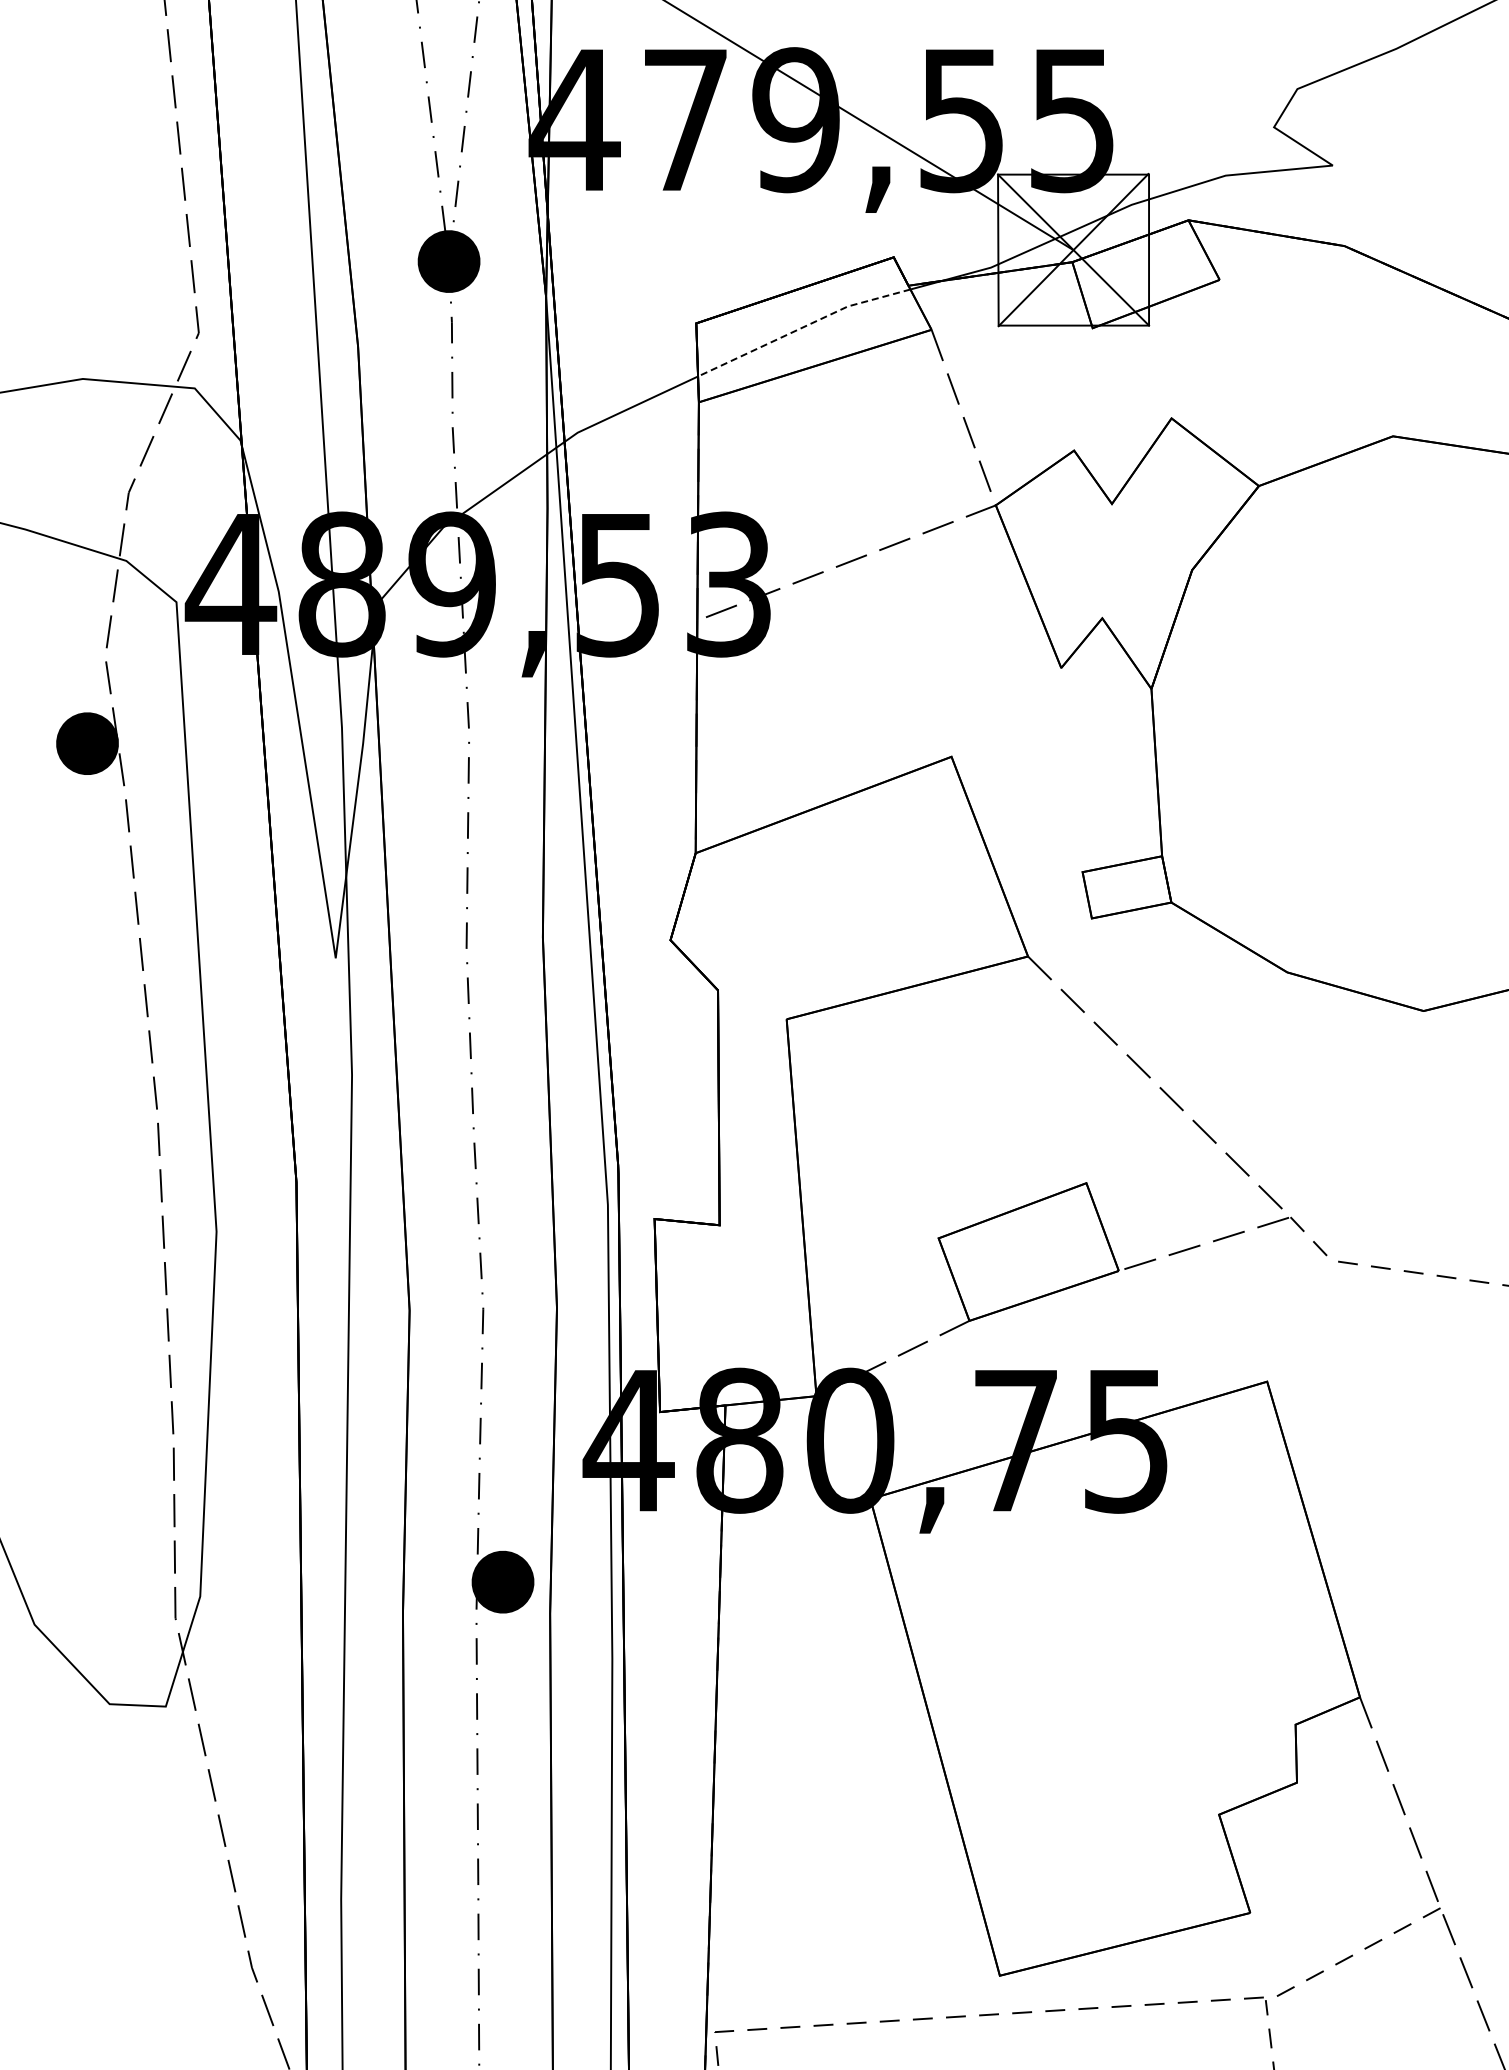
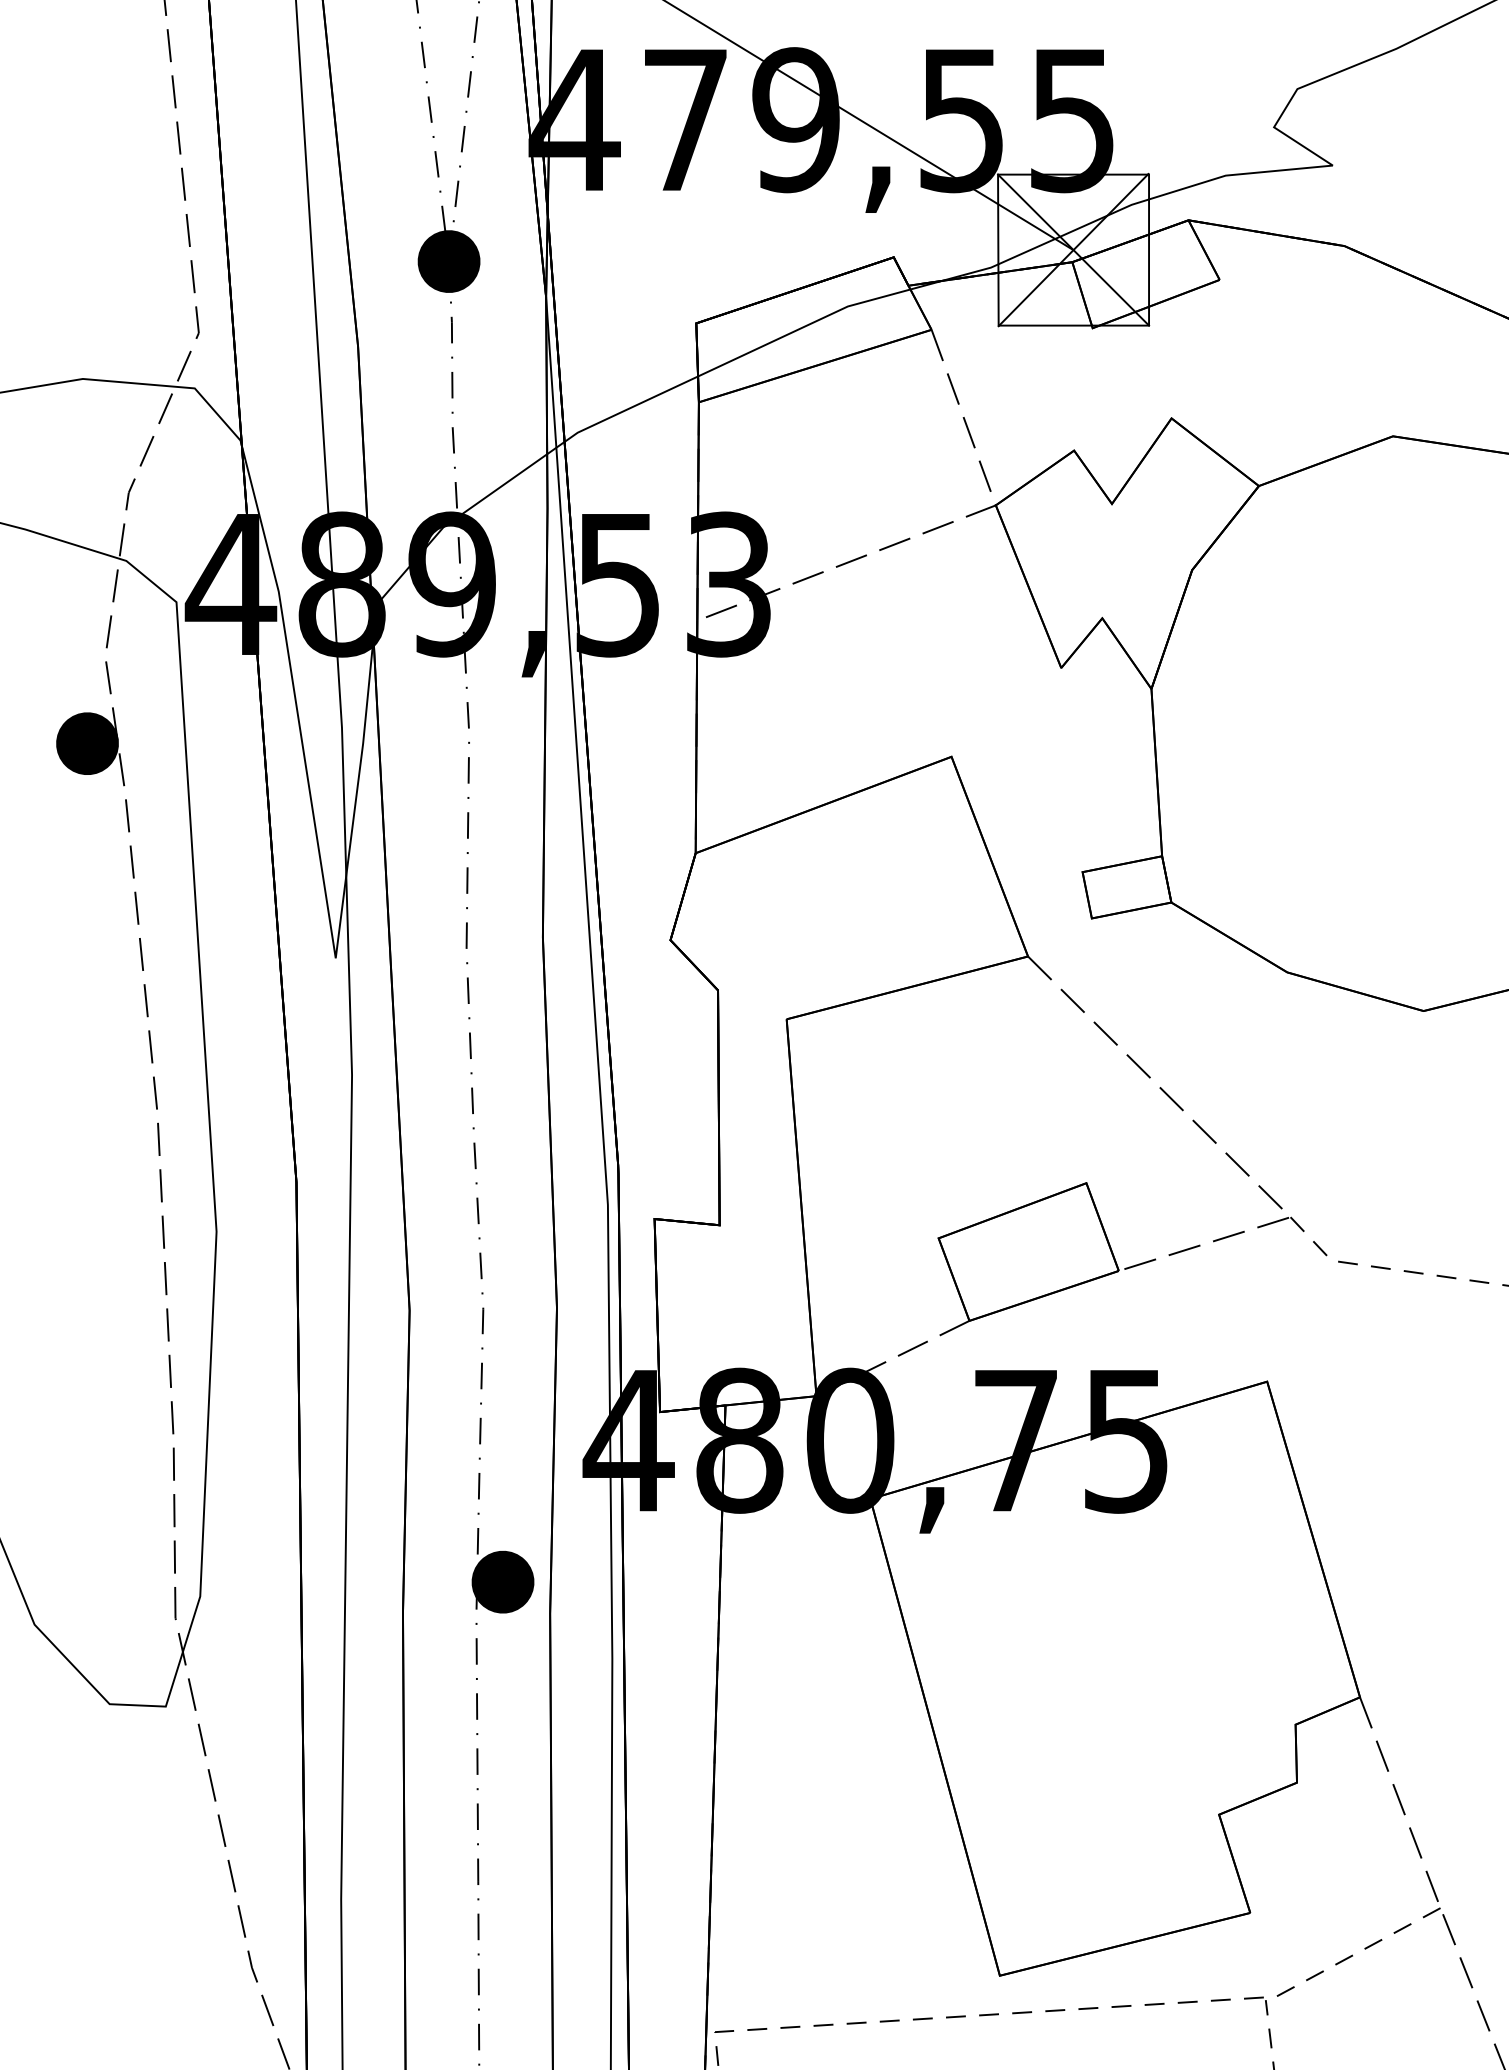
line: dashed -> solid (802, 327)
